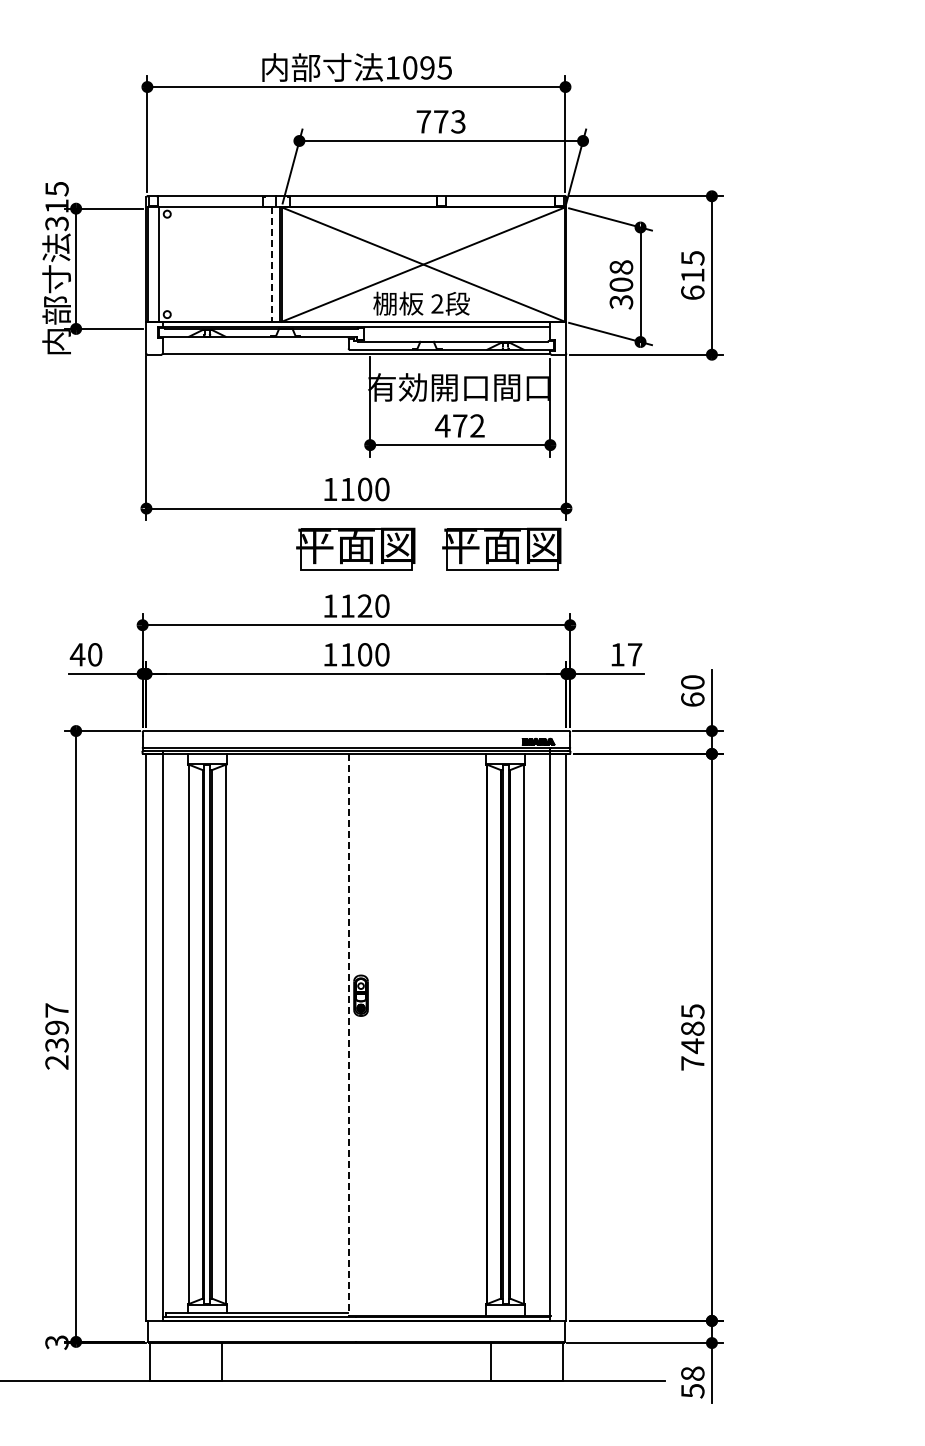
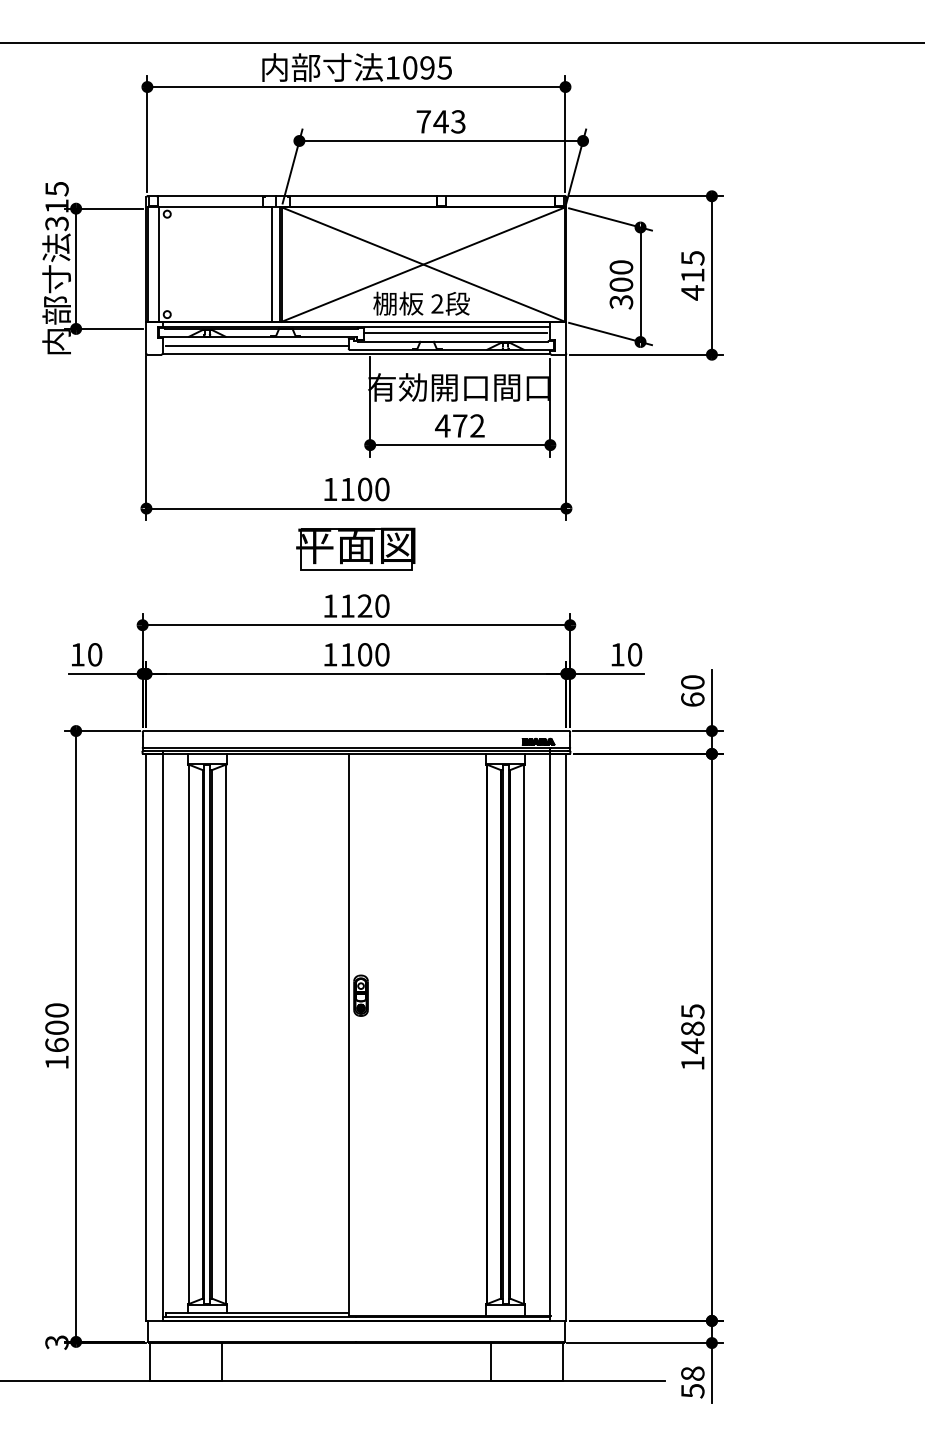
line: none -> present (461, 43)
text: 773 -> 743 (440, 121)
line: dashed -> solid (272, 264)
text: 308 -> 300 (621, 267)
text: 615 -> 415 (692, 292)
line: none -> present (455, 332)
line: none -> present (256, 345)
part: present -> none (501, 548)
text: 40 -> 10 (77, 654)
text: 17 -> 10 (635, 654)
line: dashed -> solid (348, 1035)
text: 2397 -> 1600 (56, 1036)
text: 7485 -> 1485 (692, 1063)
